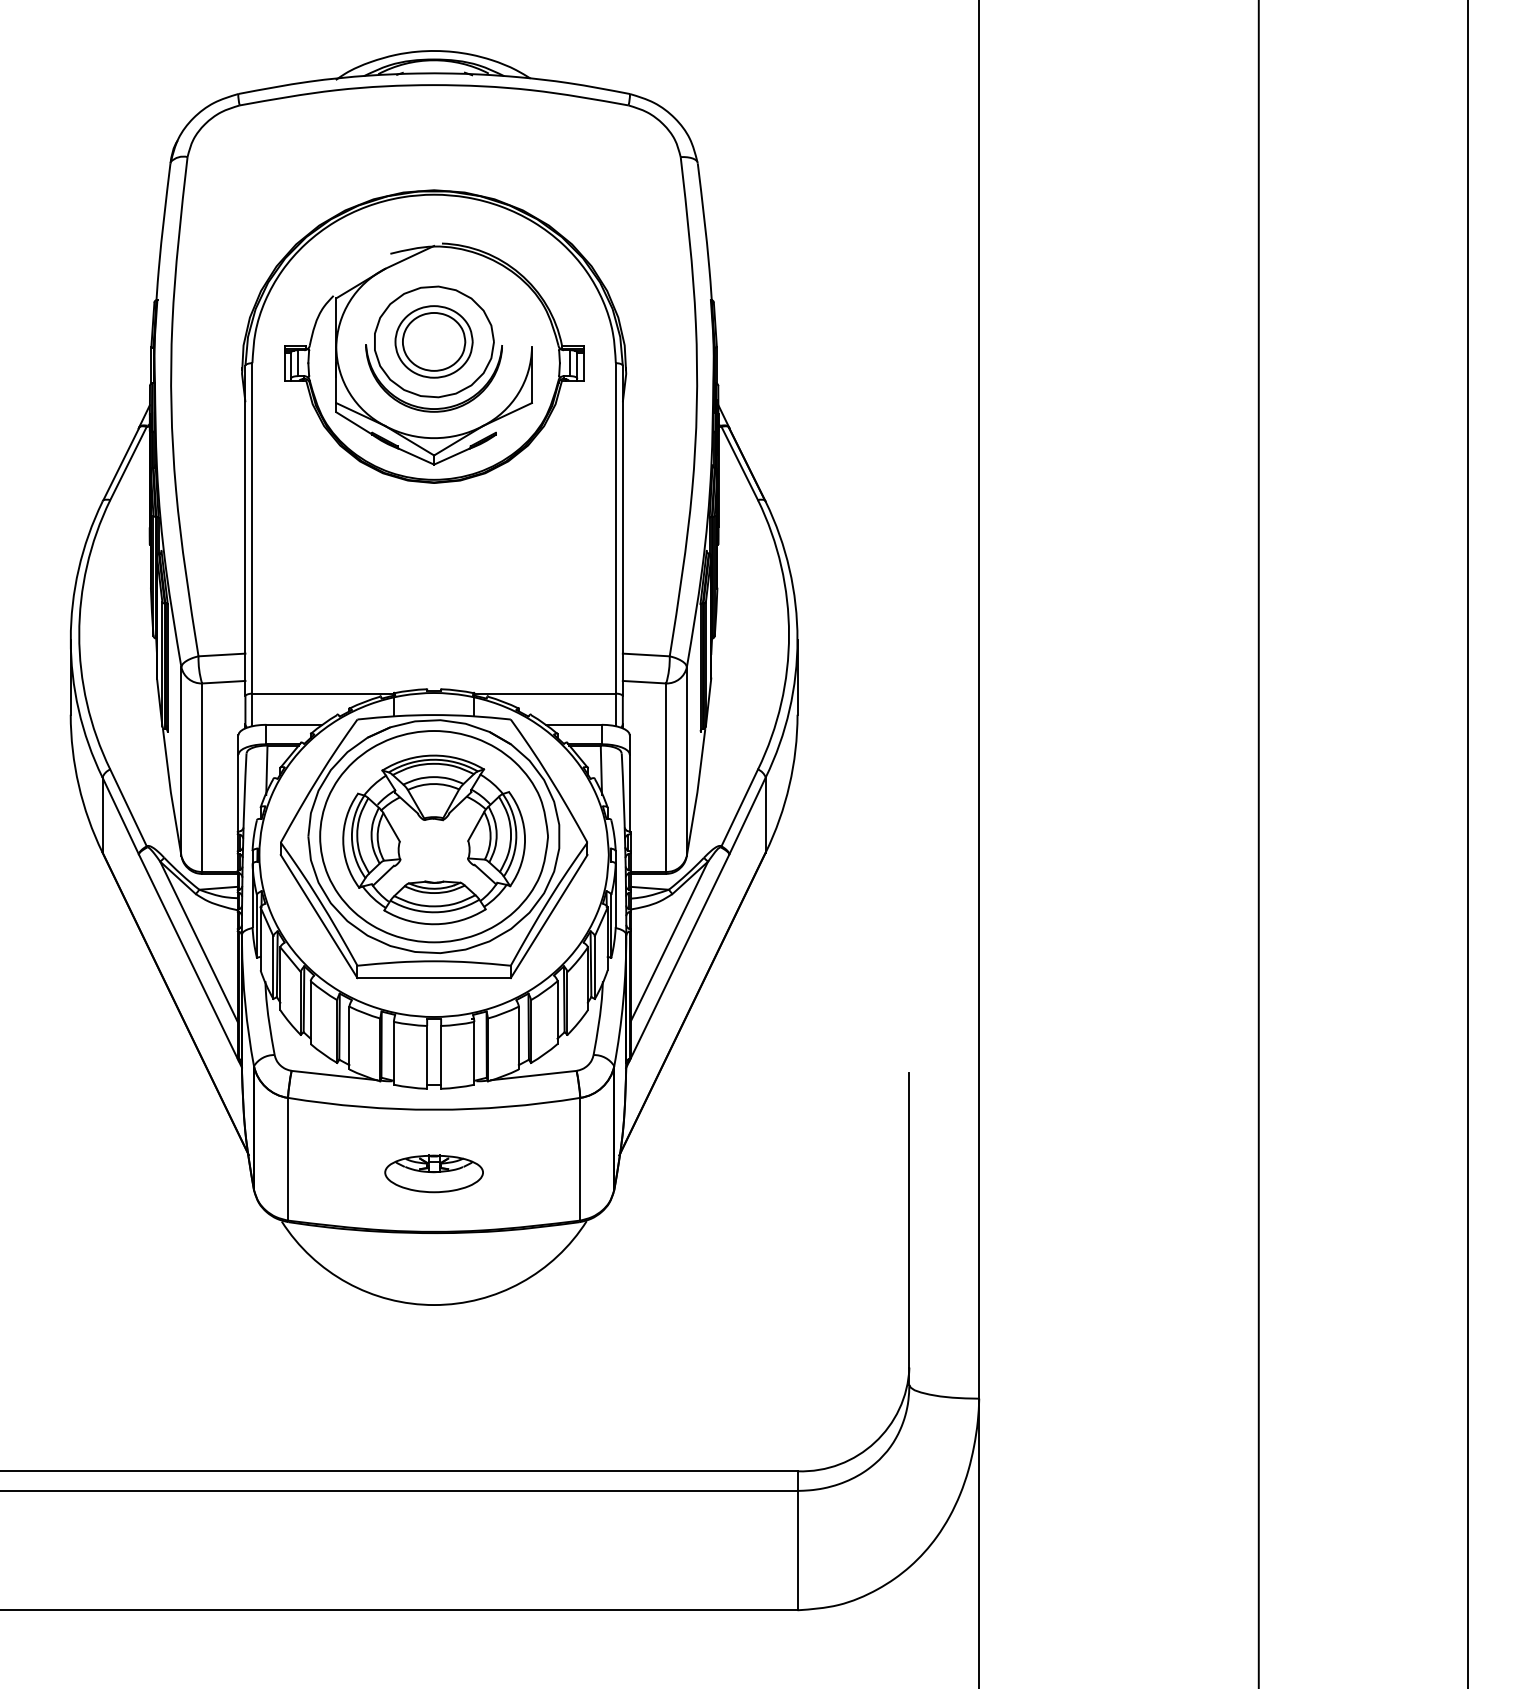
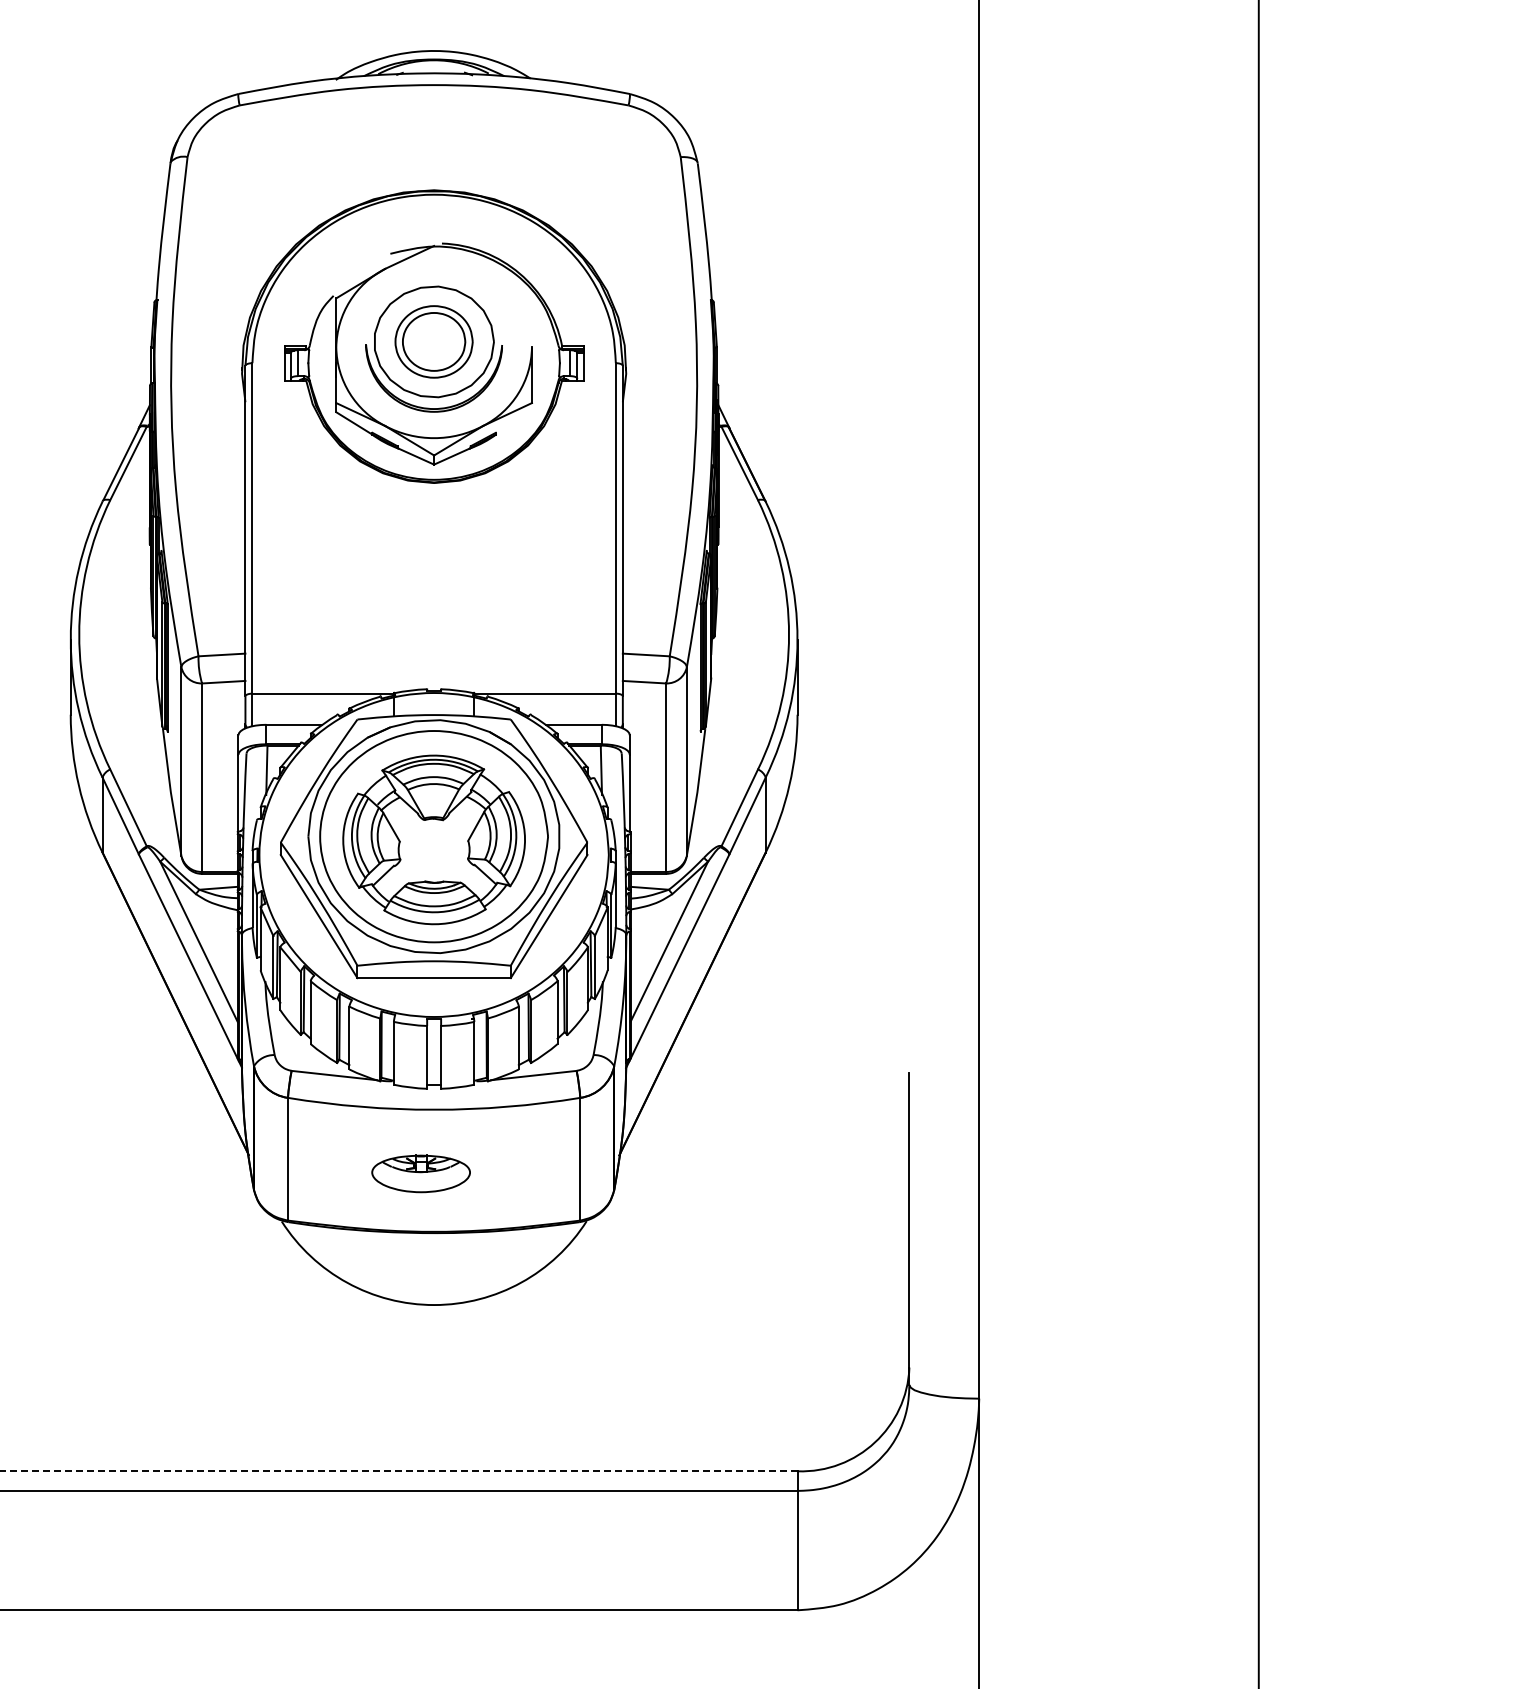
line: present -> none (1468, 843)
part position: (433, 1173) -> (420, 1173) (420, 1173)
line: solid -> dashed (398, 1471)
